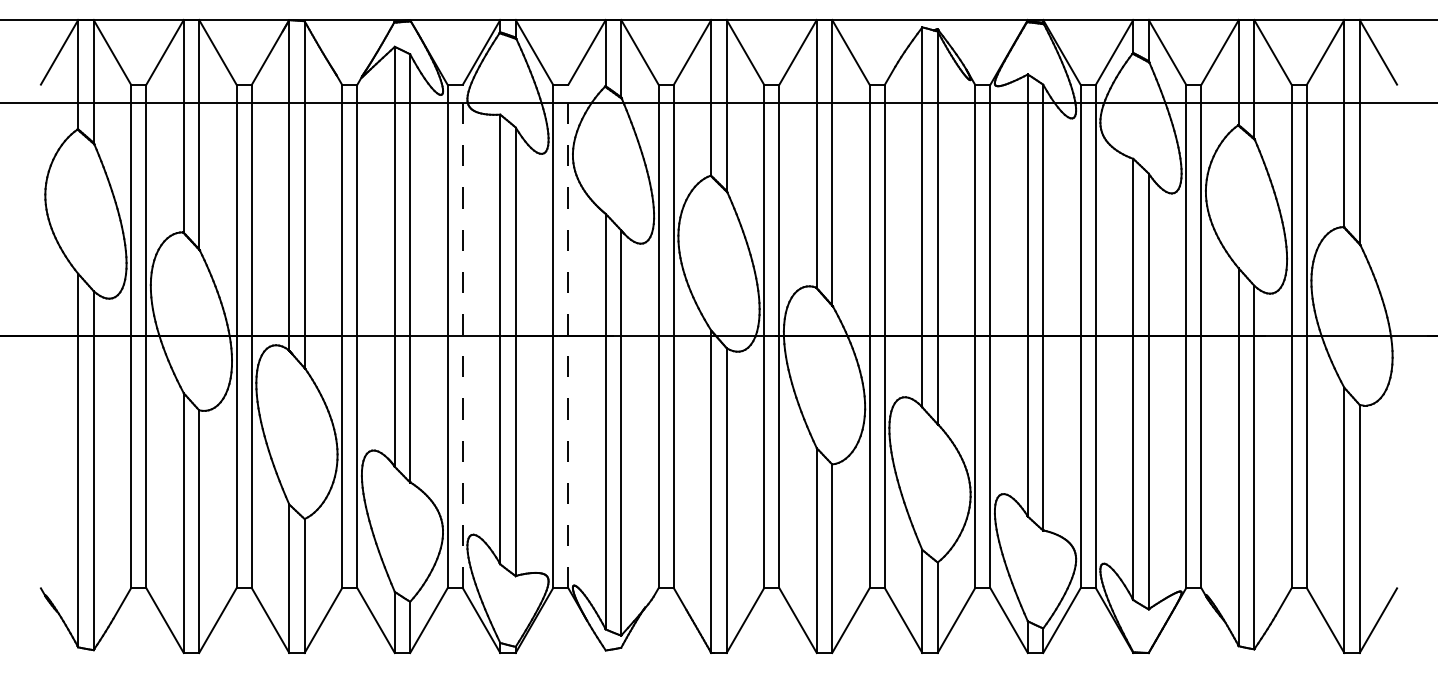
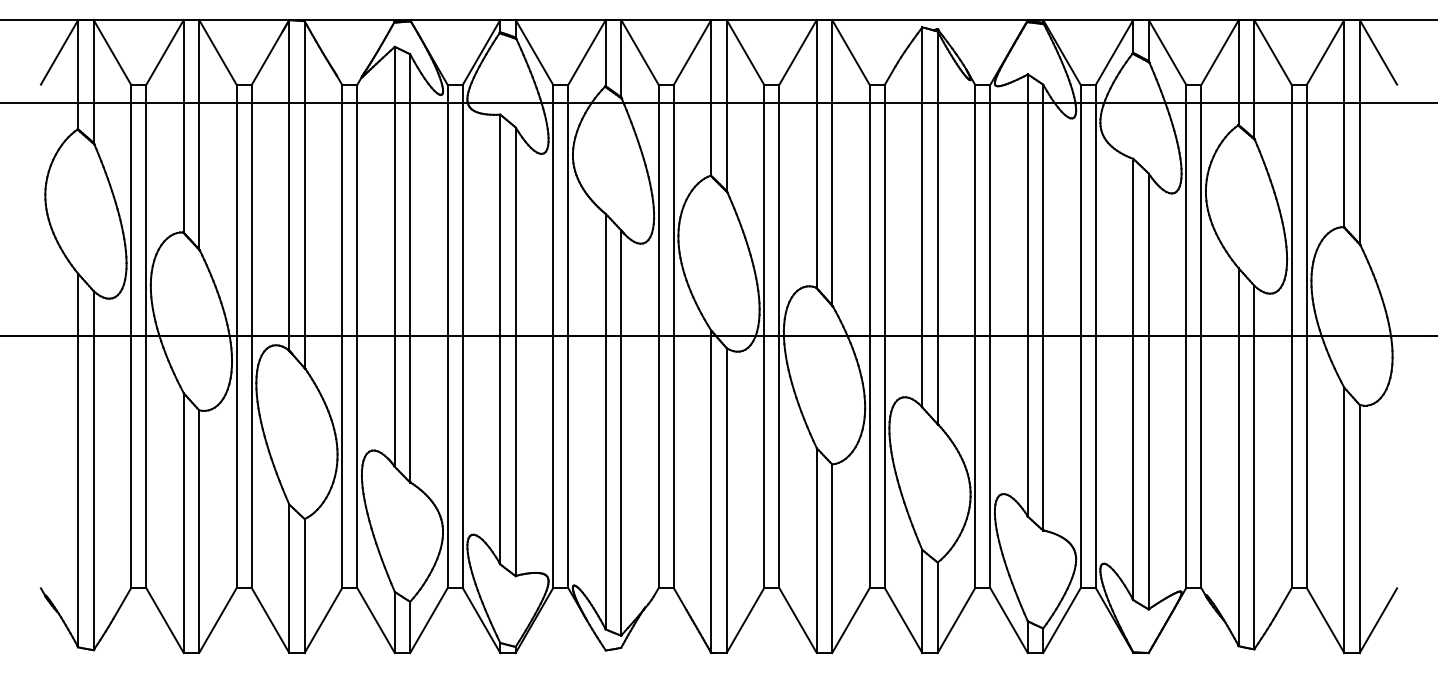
line: dashed -> solid (462, 336)
line: dashed -> solid (568, 336)
